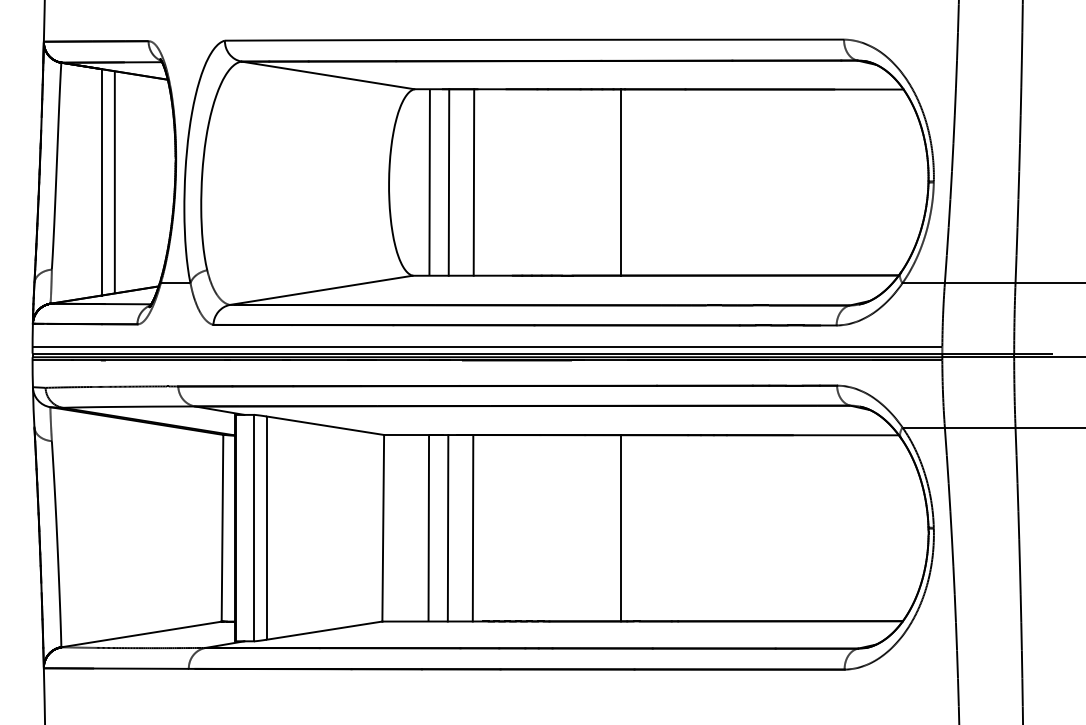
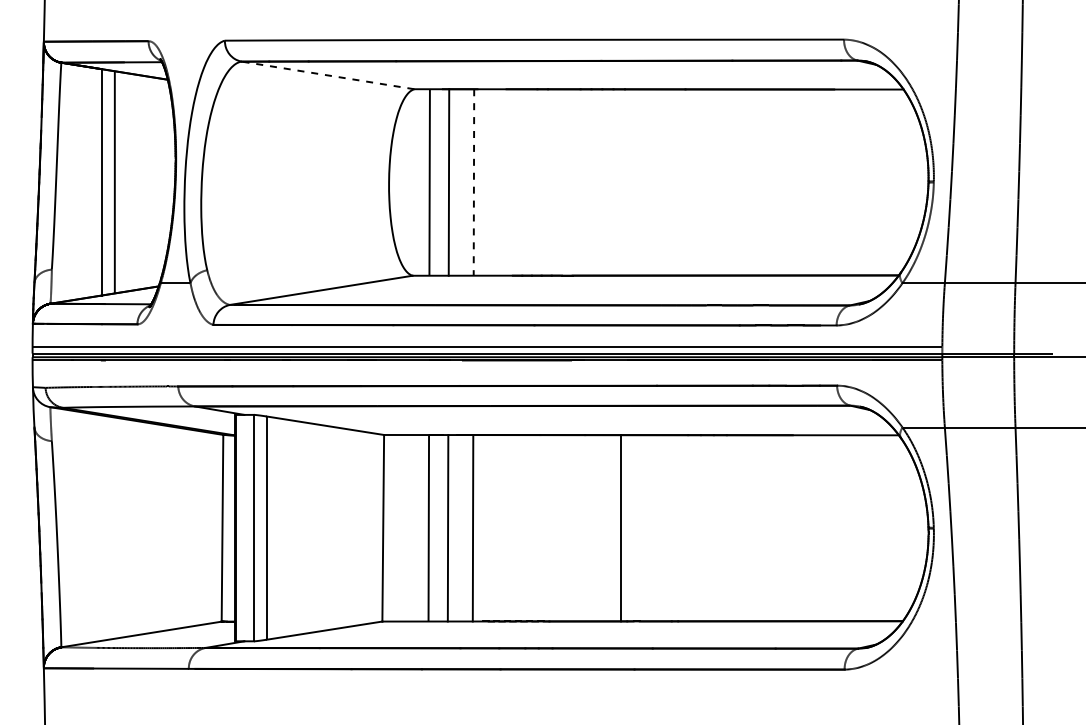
line: solid -> dashed (327, 75)
line: solid -> dashed (473, 182)
line: present -> none (620, 182)
